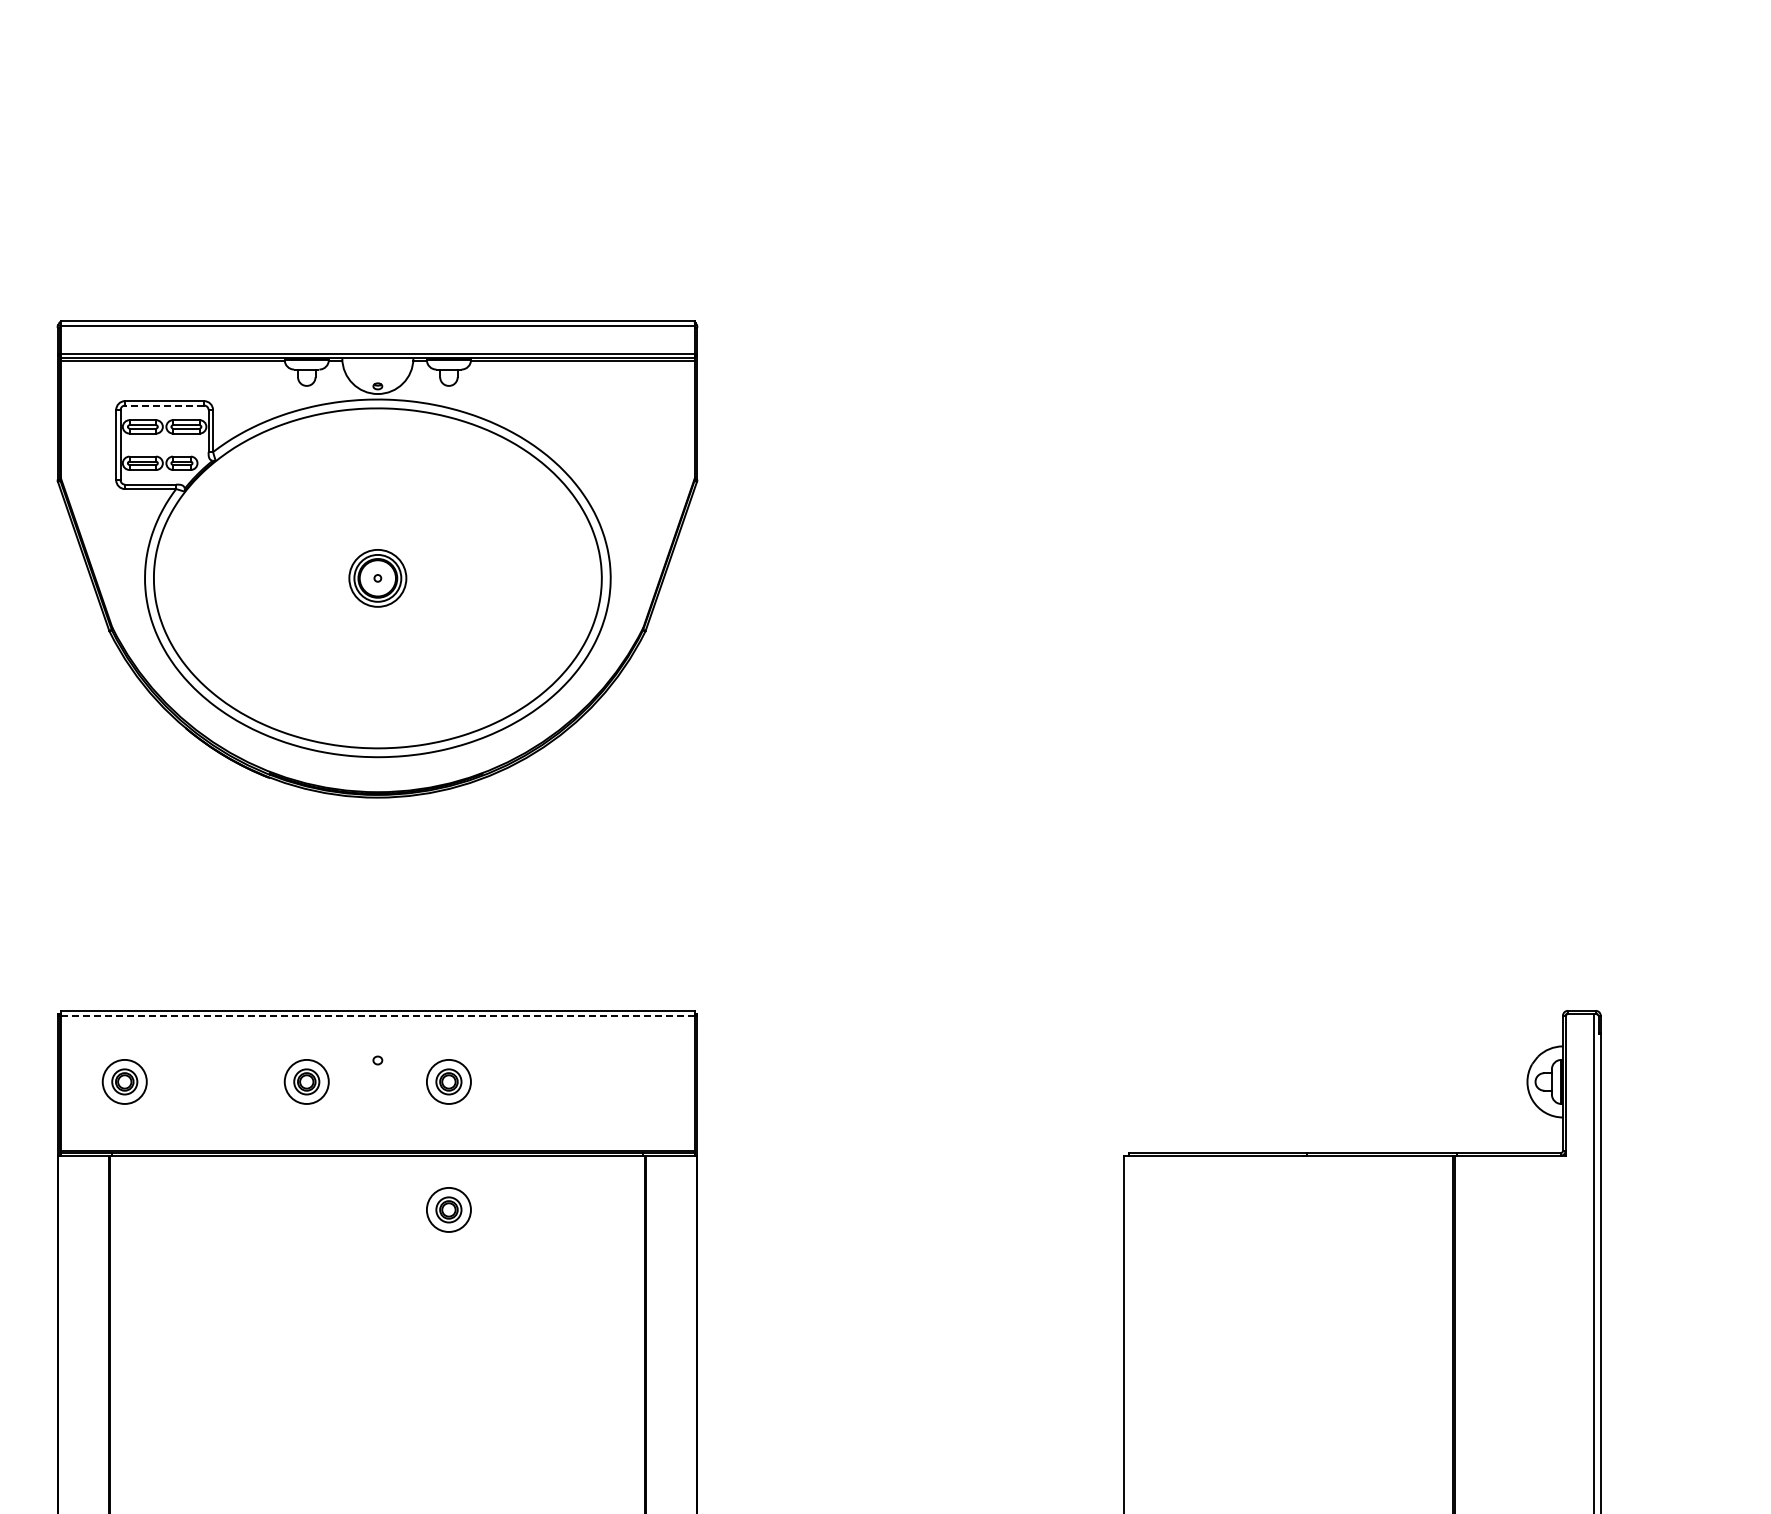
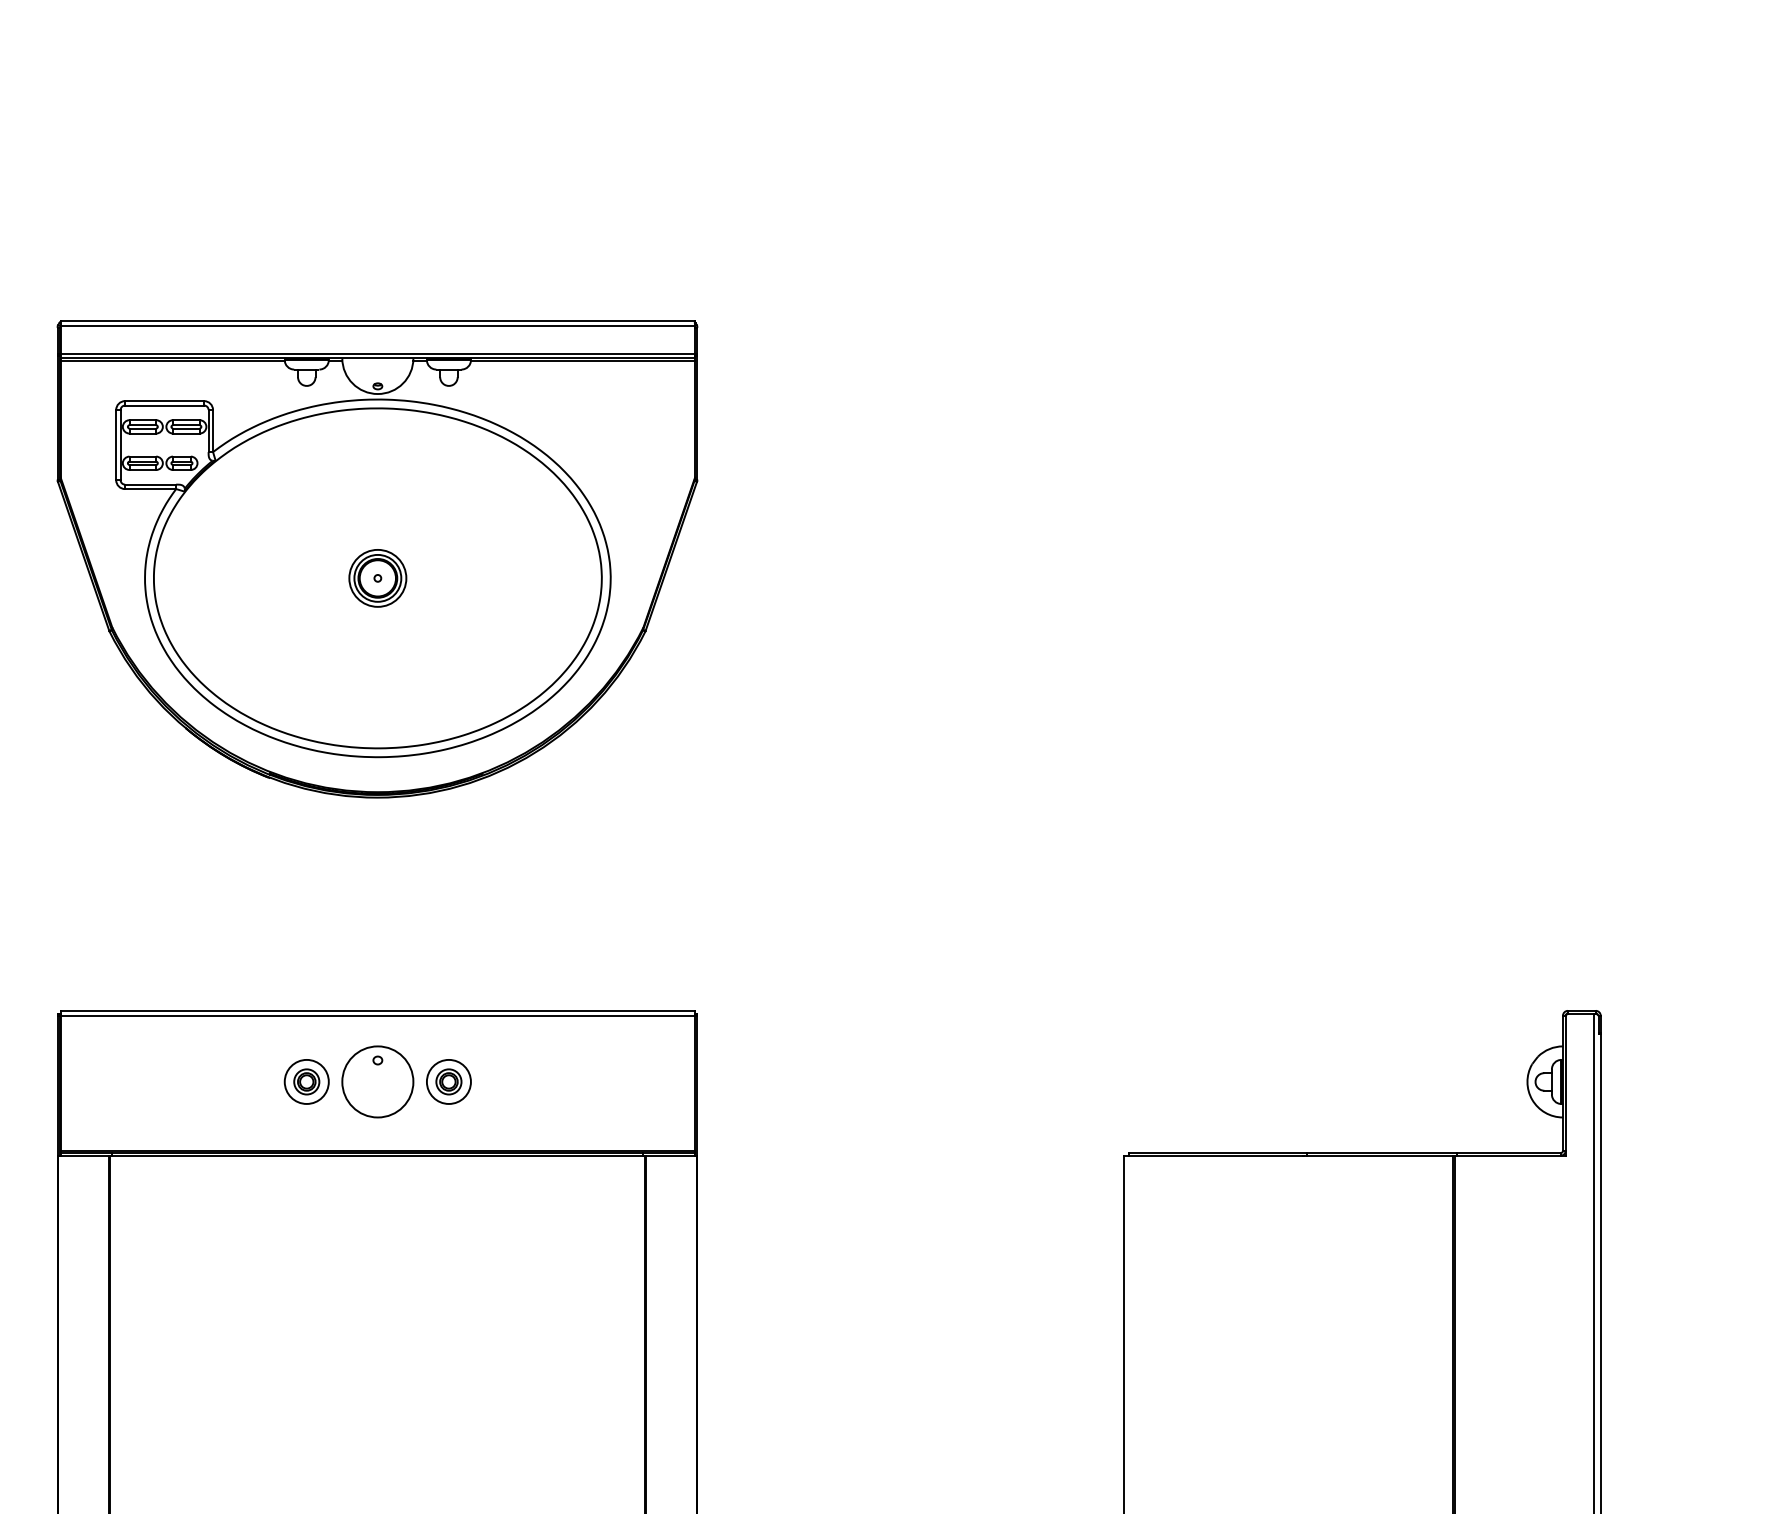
line: dashed -> solid (164, 405)
line: dashed -> solid (377, 1015)
part: present -> none (124, 1081)
circle: none -> present (377, 1081)
part: present -> none (448, 1209)
